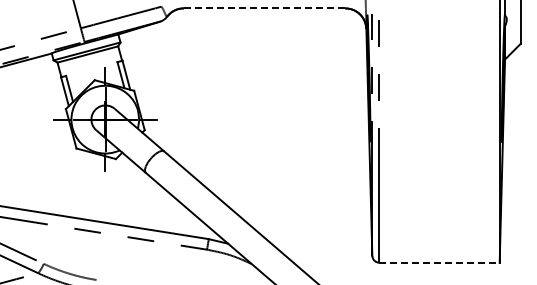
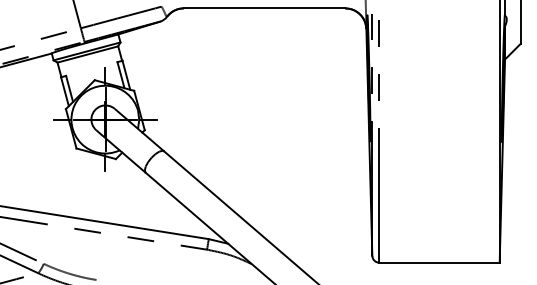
line: dashed -> solid (264, 8)
line: dashed -> solid (440, 262)
